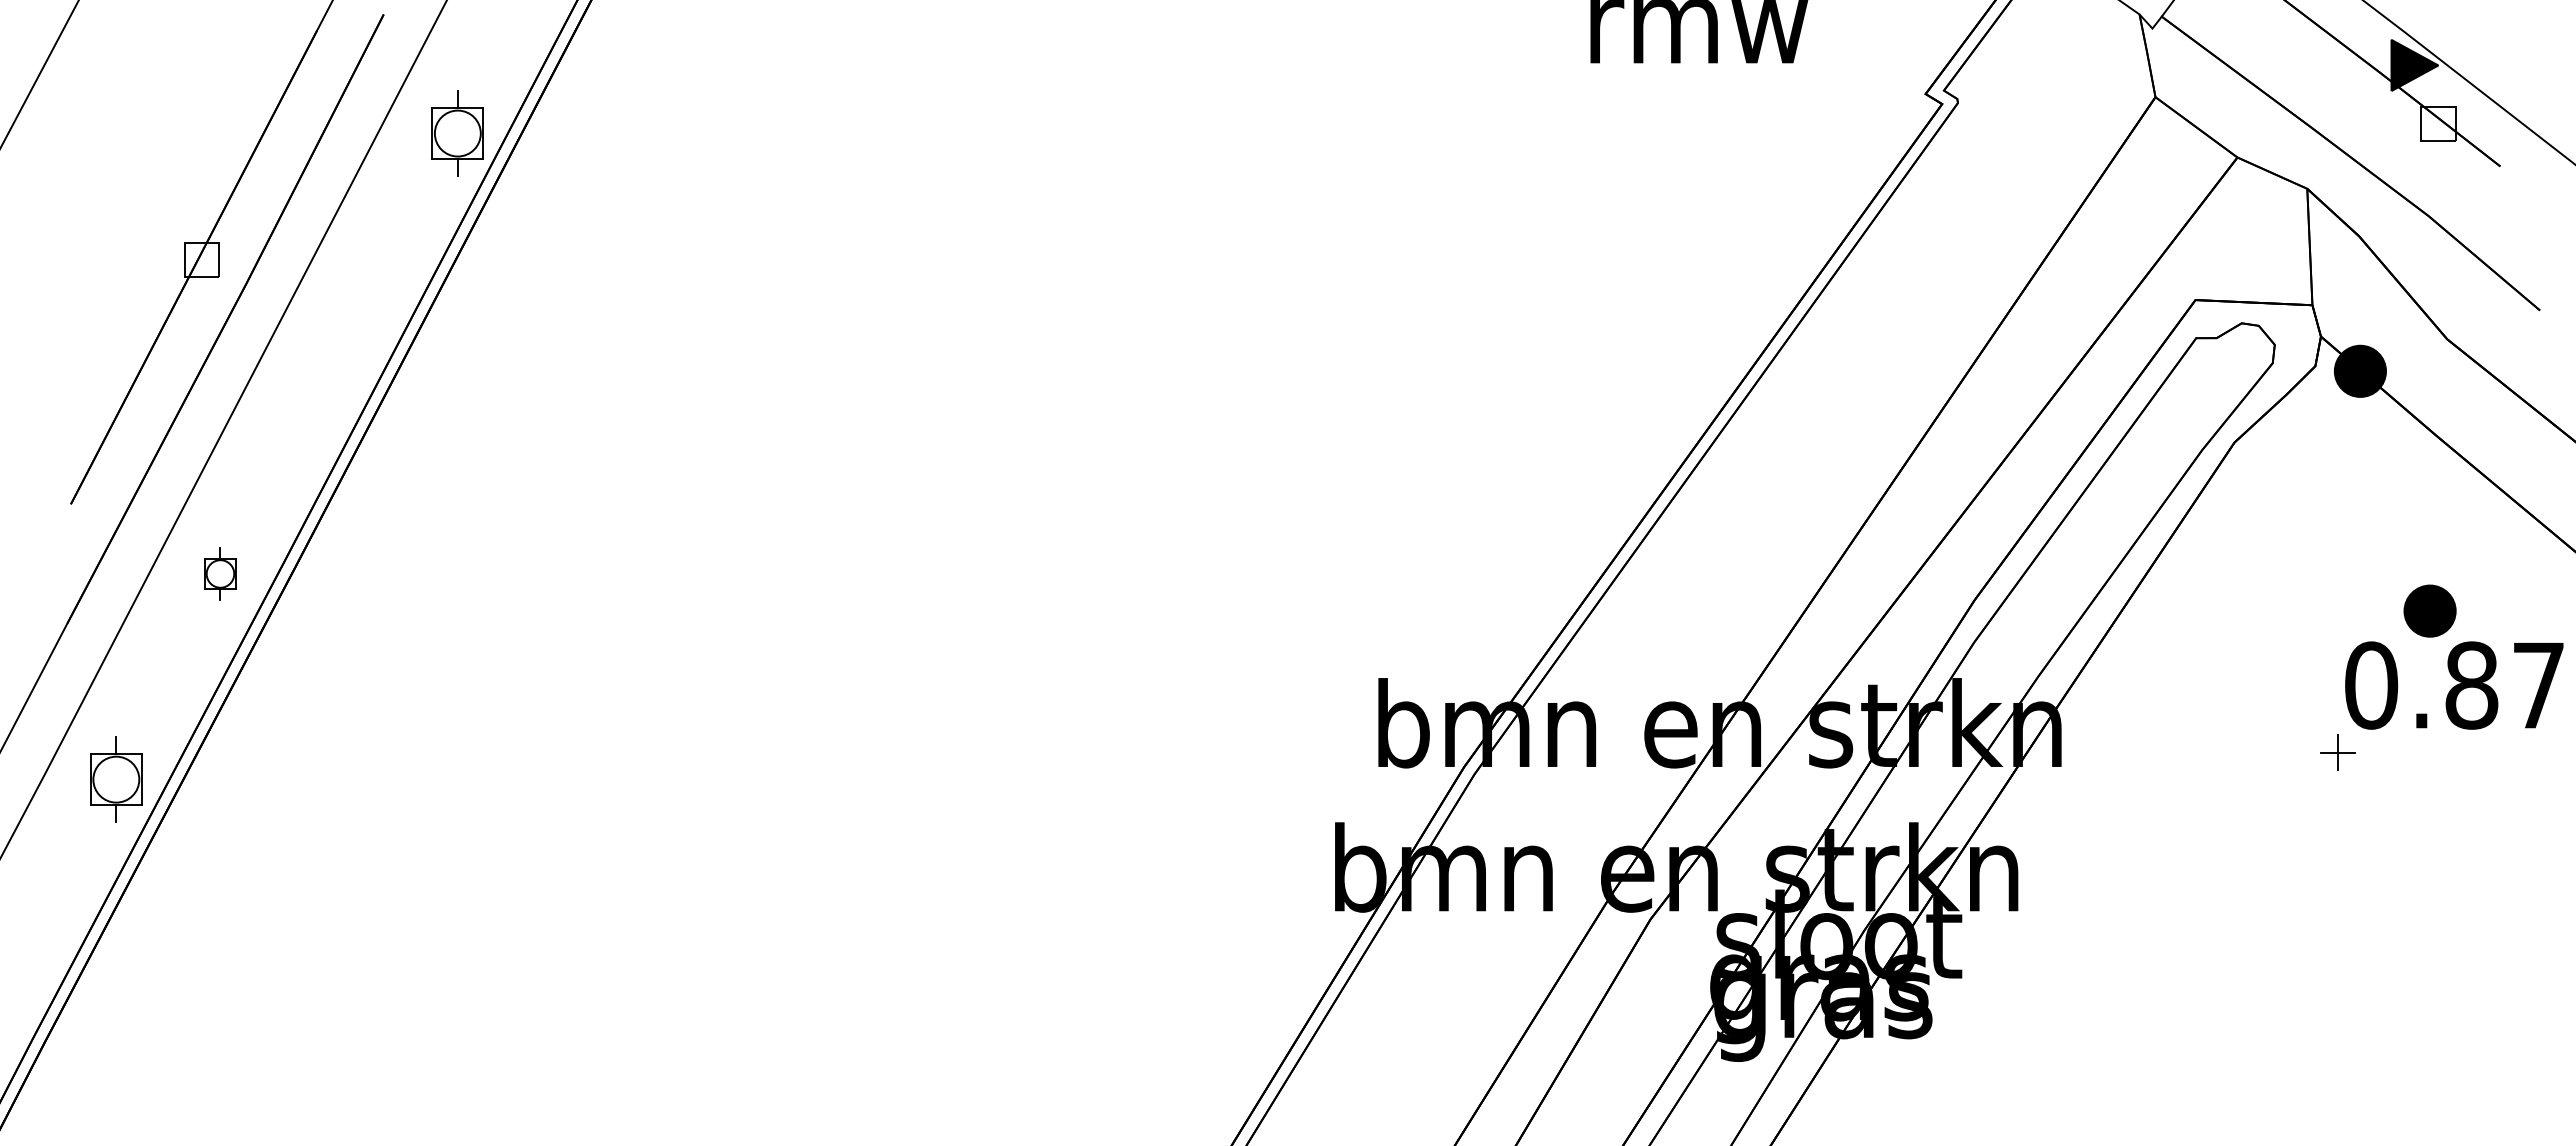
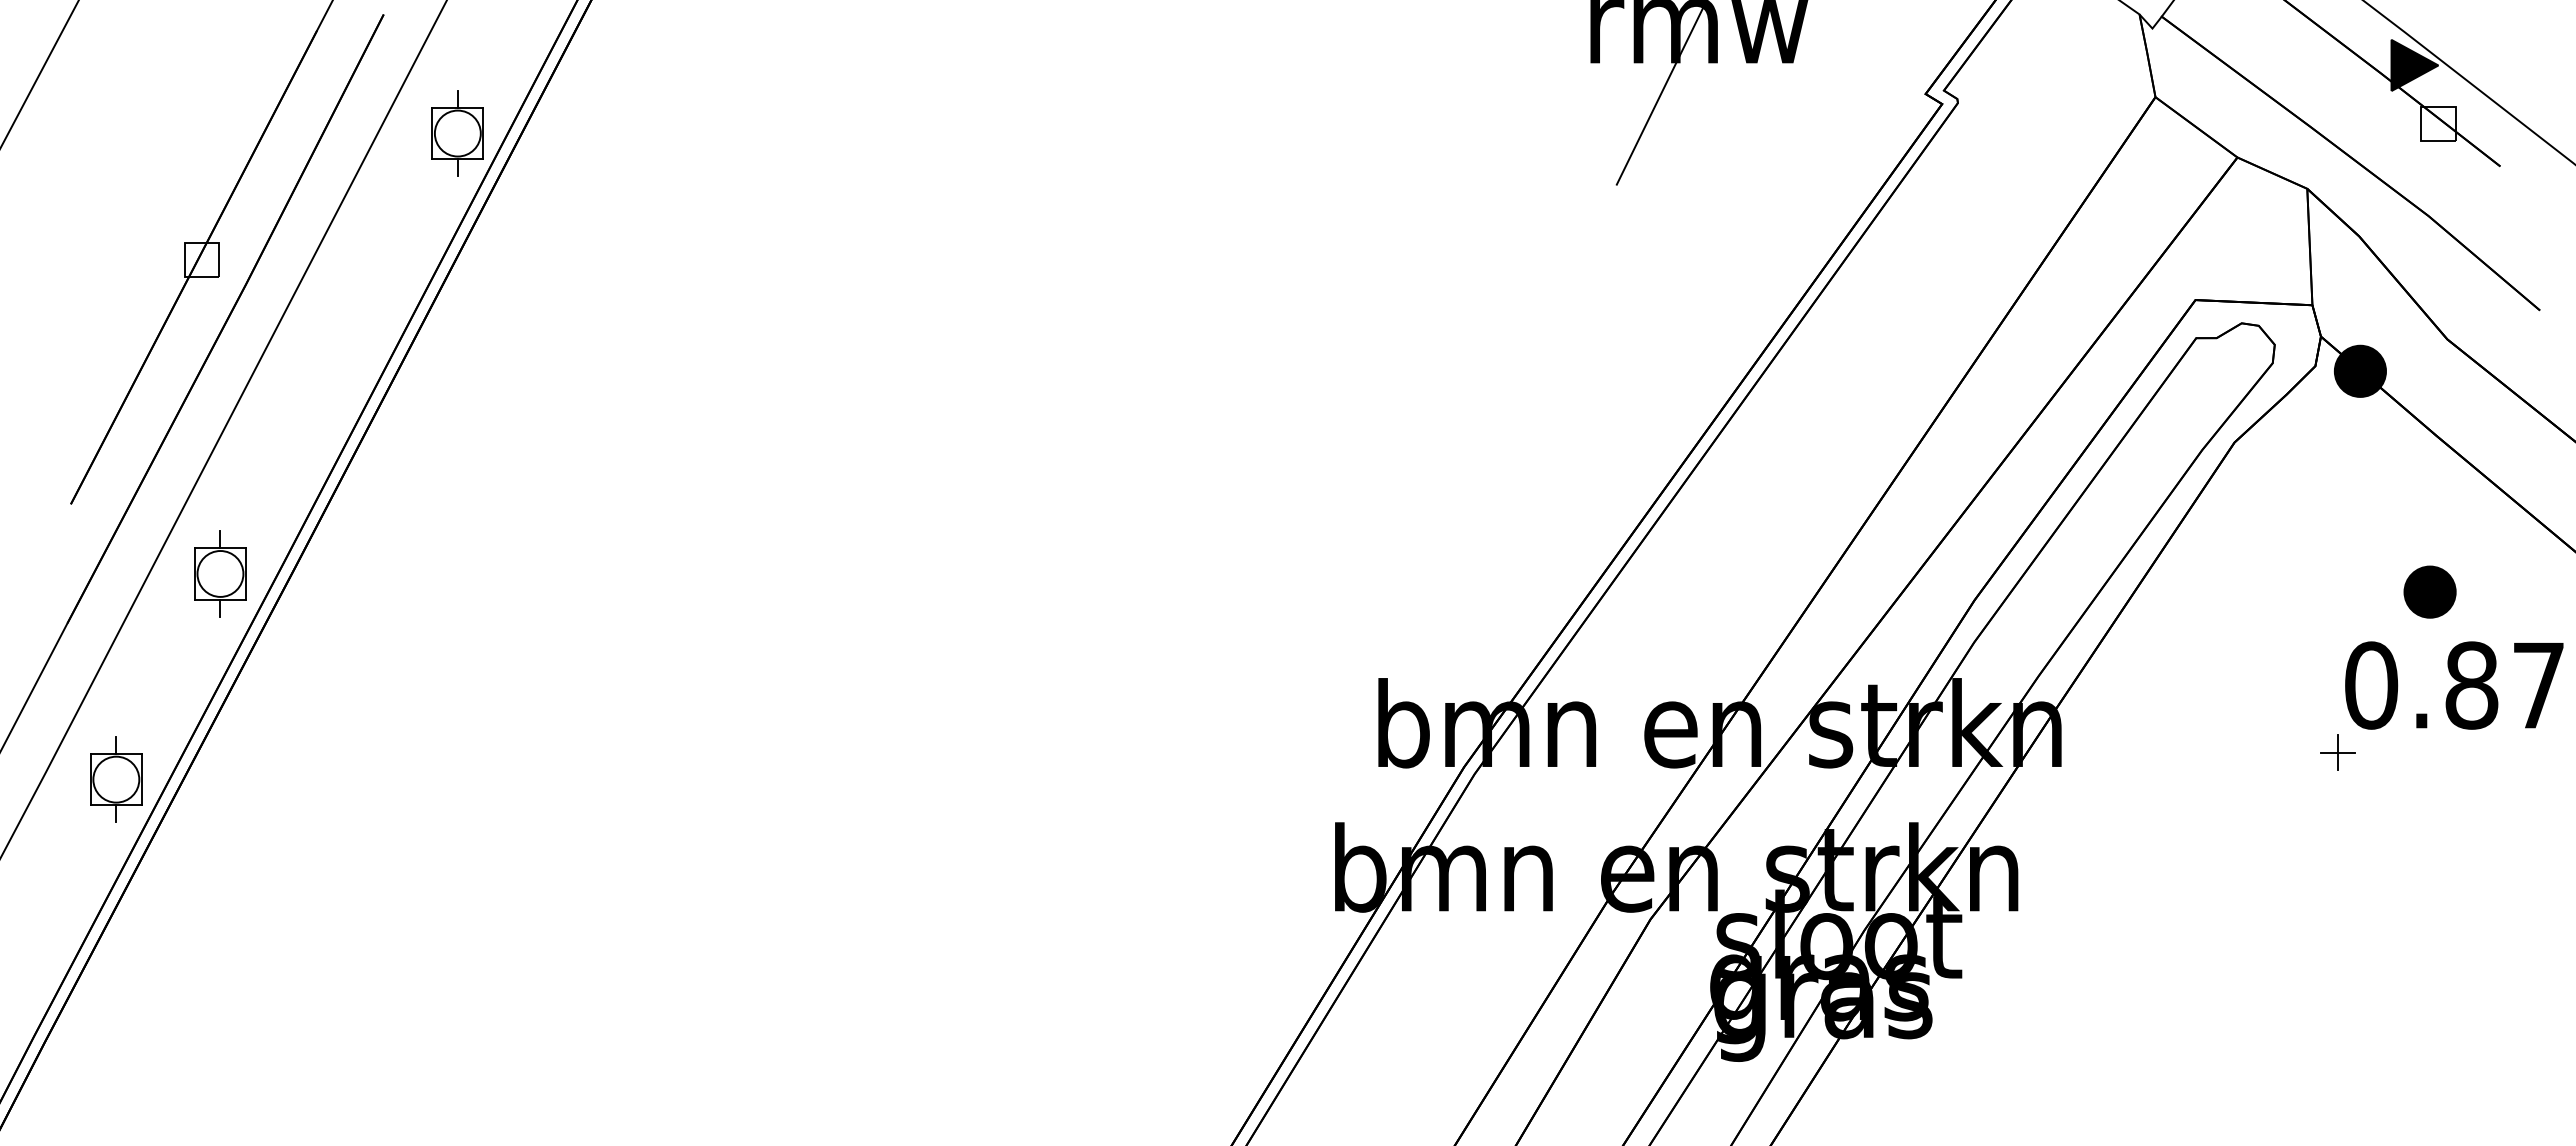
line: none -> present (1660, 93)
part size: 33x54 px -> 53x88 px (220, 573)
part position: (2429, 610) -> (2429, 591) (2429, 591)
